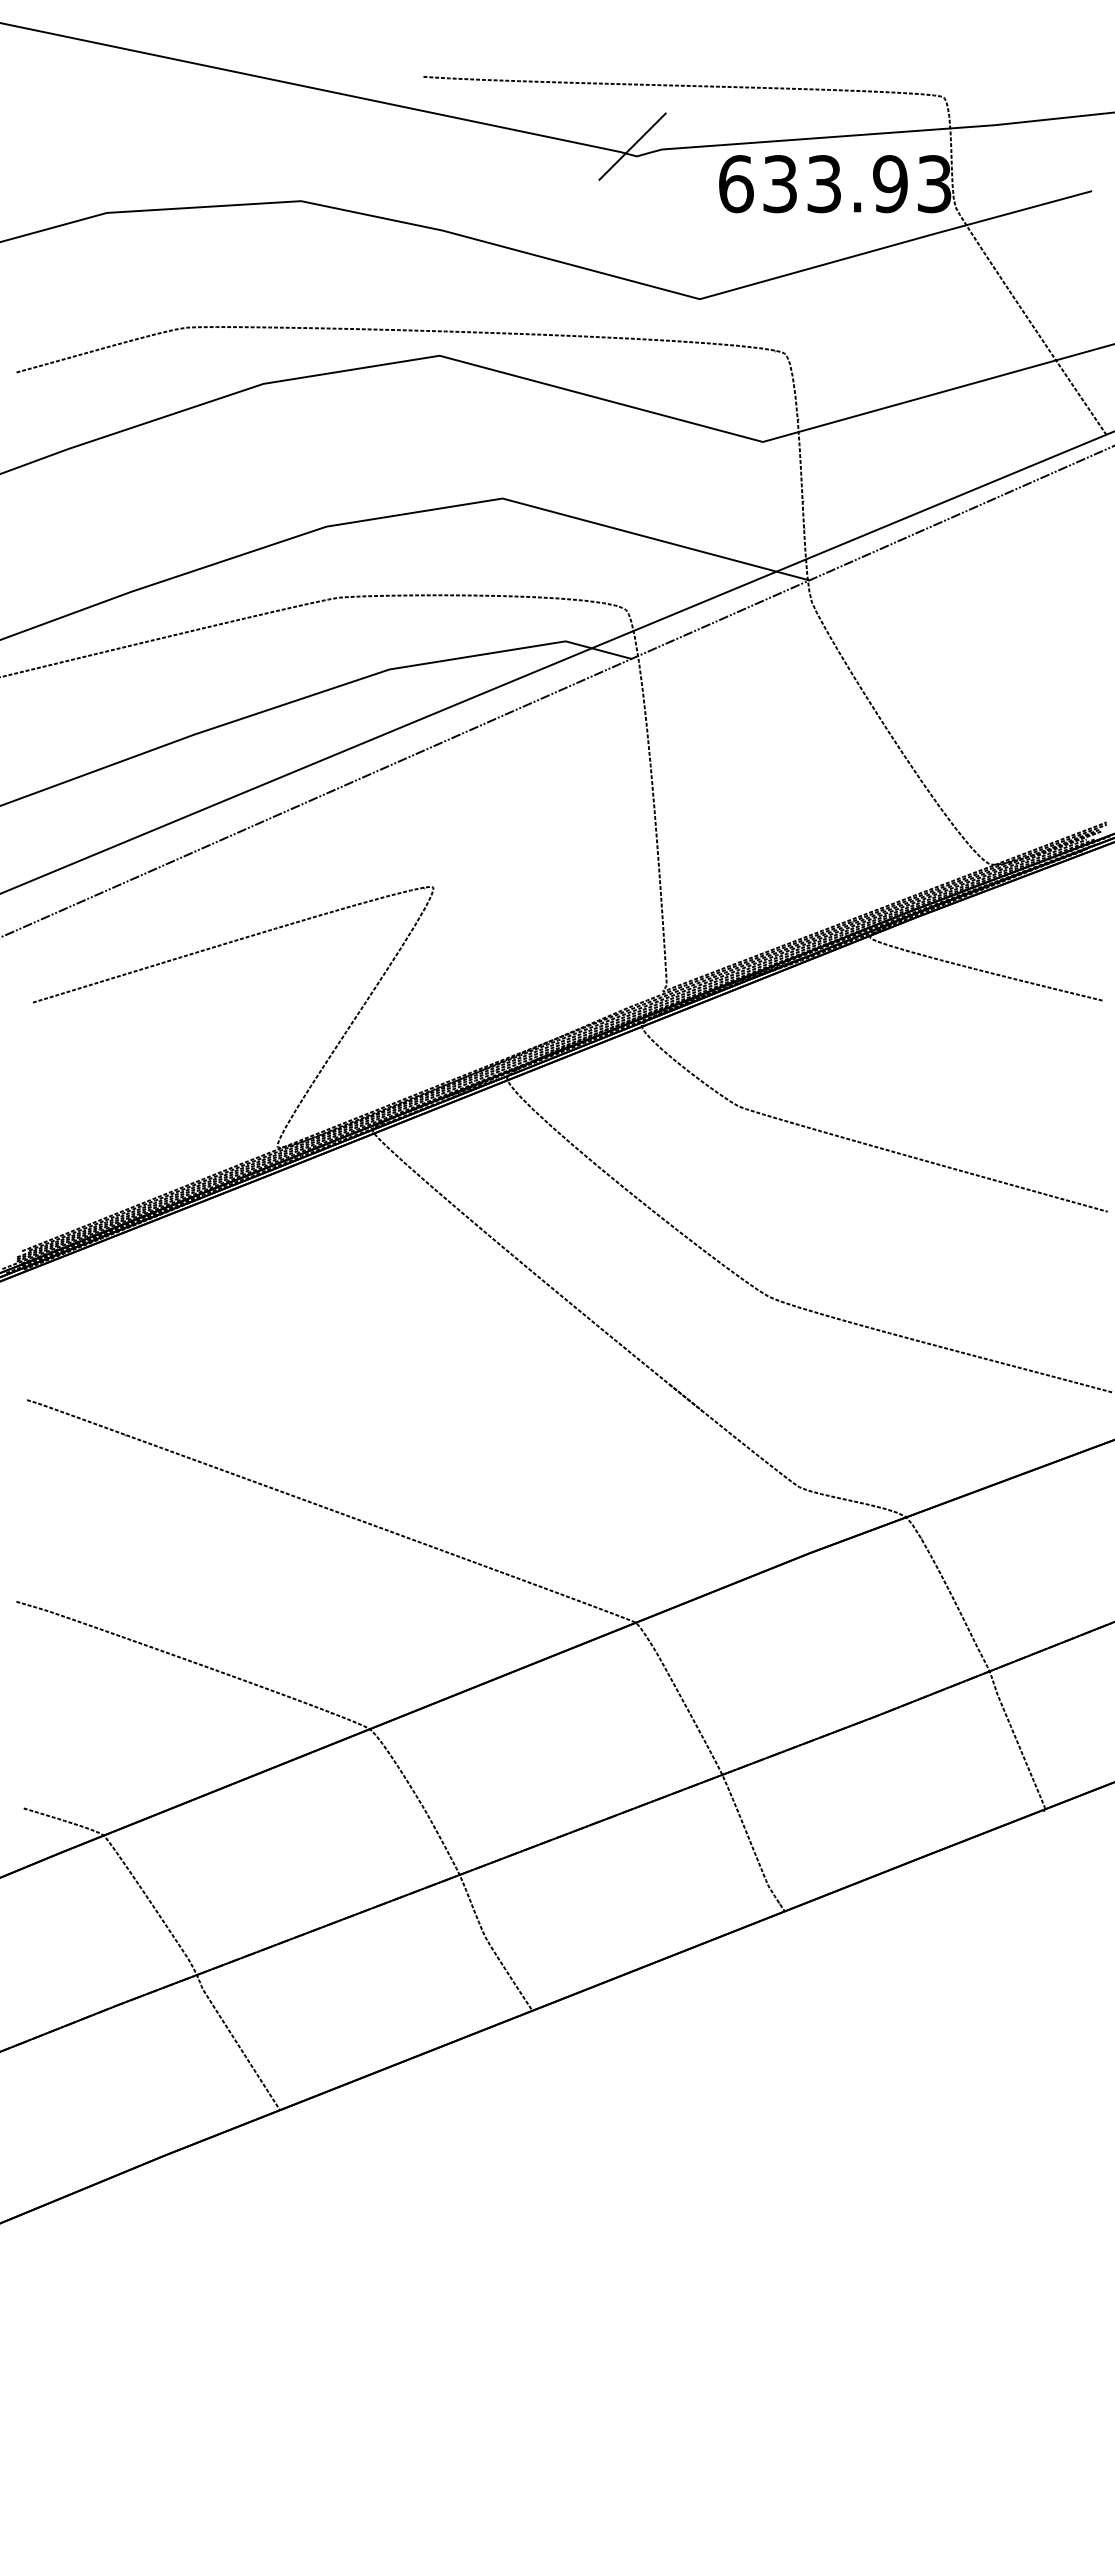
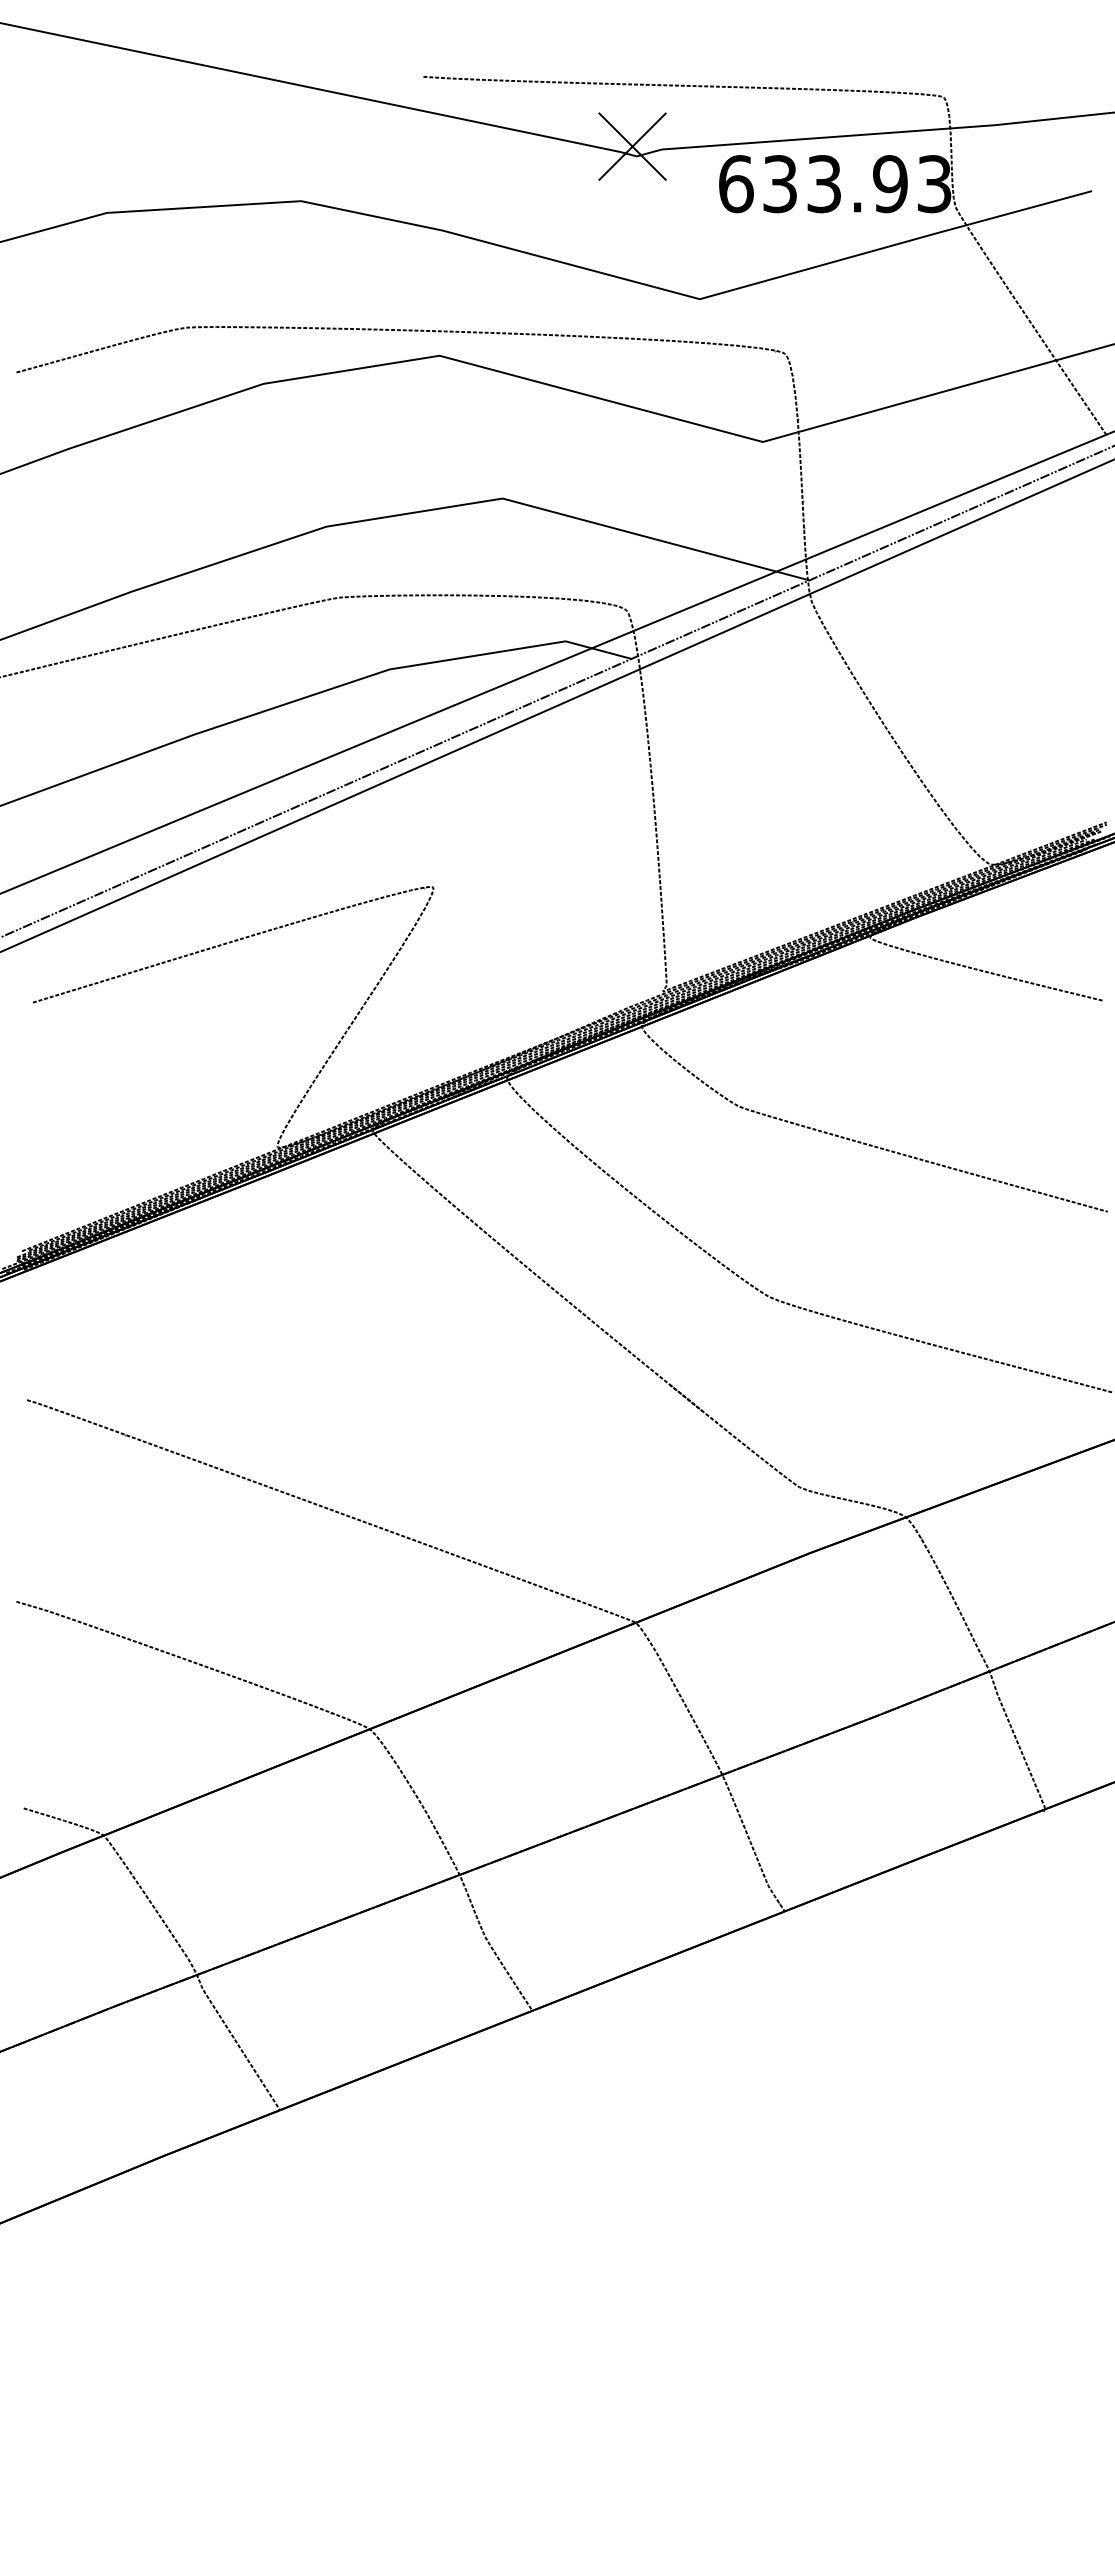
line: none -> present (632, 146)
line: none -> present (556, 705)
